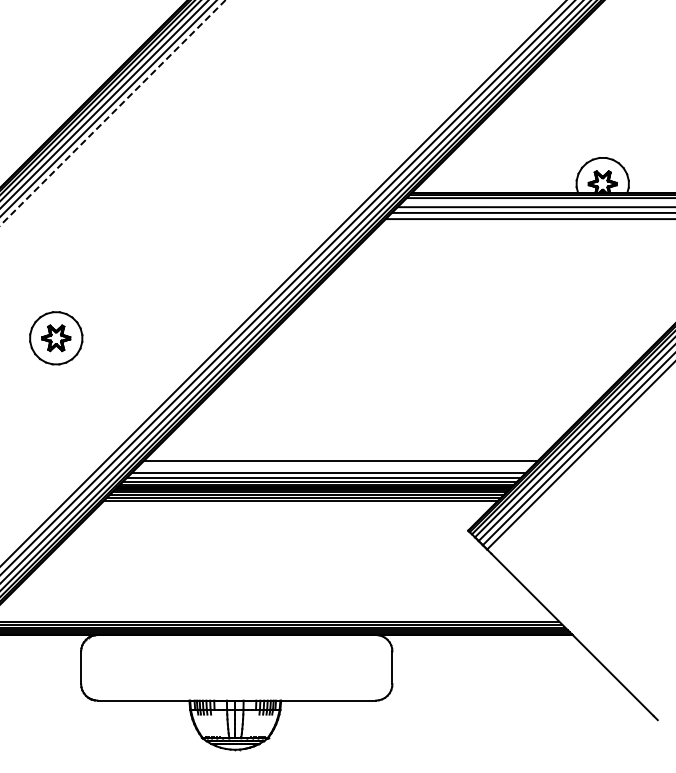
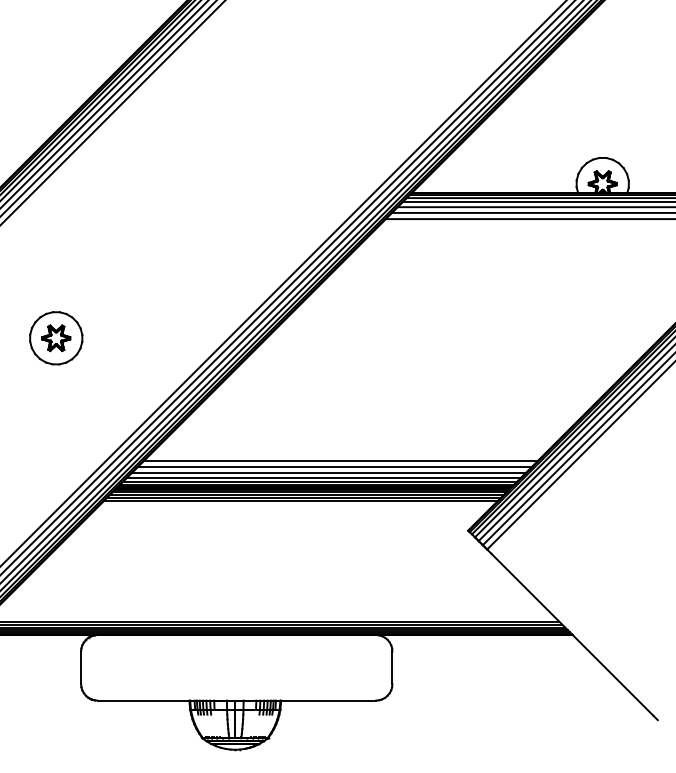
line: dashed -> solid (113, 112)
line: none -> present (537, 202)
line: none -> present (335, 466)
